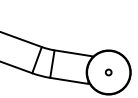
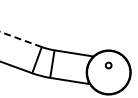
line: solid -> dashed (21, 39)
circle position: (108, 72) -> (108, 65) (108, 65)
